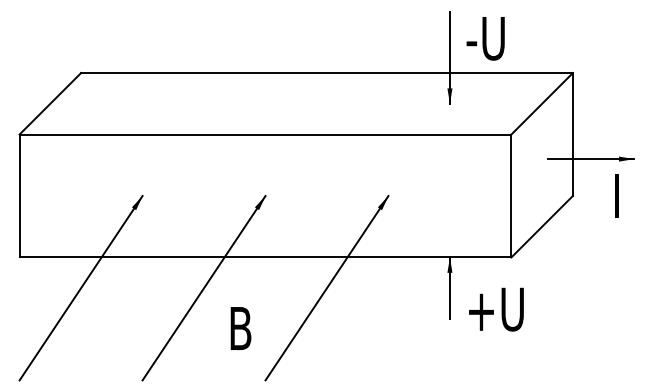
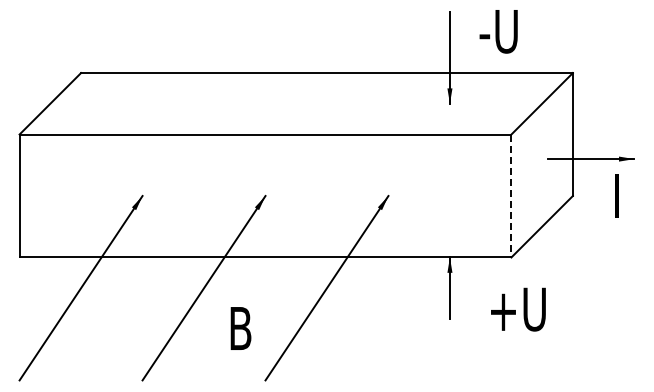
text position: (485, 38) -> (498, 31) (498, 31)
line: solid -> dashed (511, 196)
text position: (496, 309) -> (518, 309) (518, 309)
